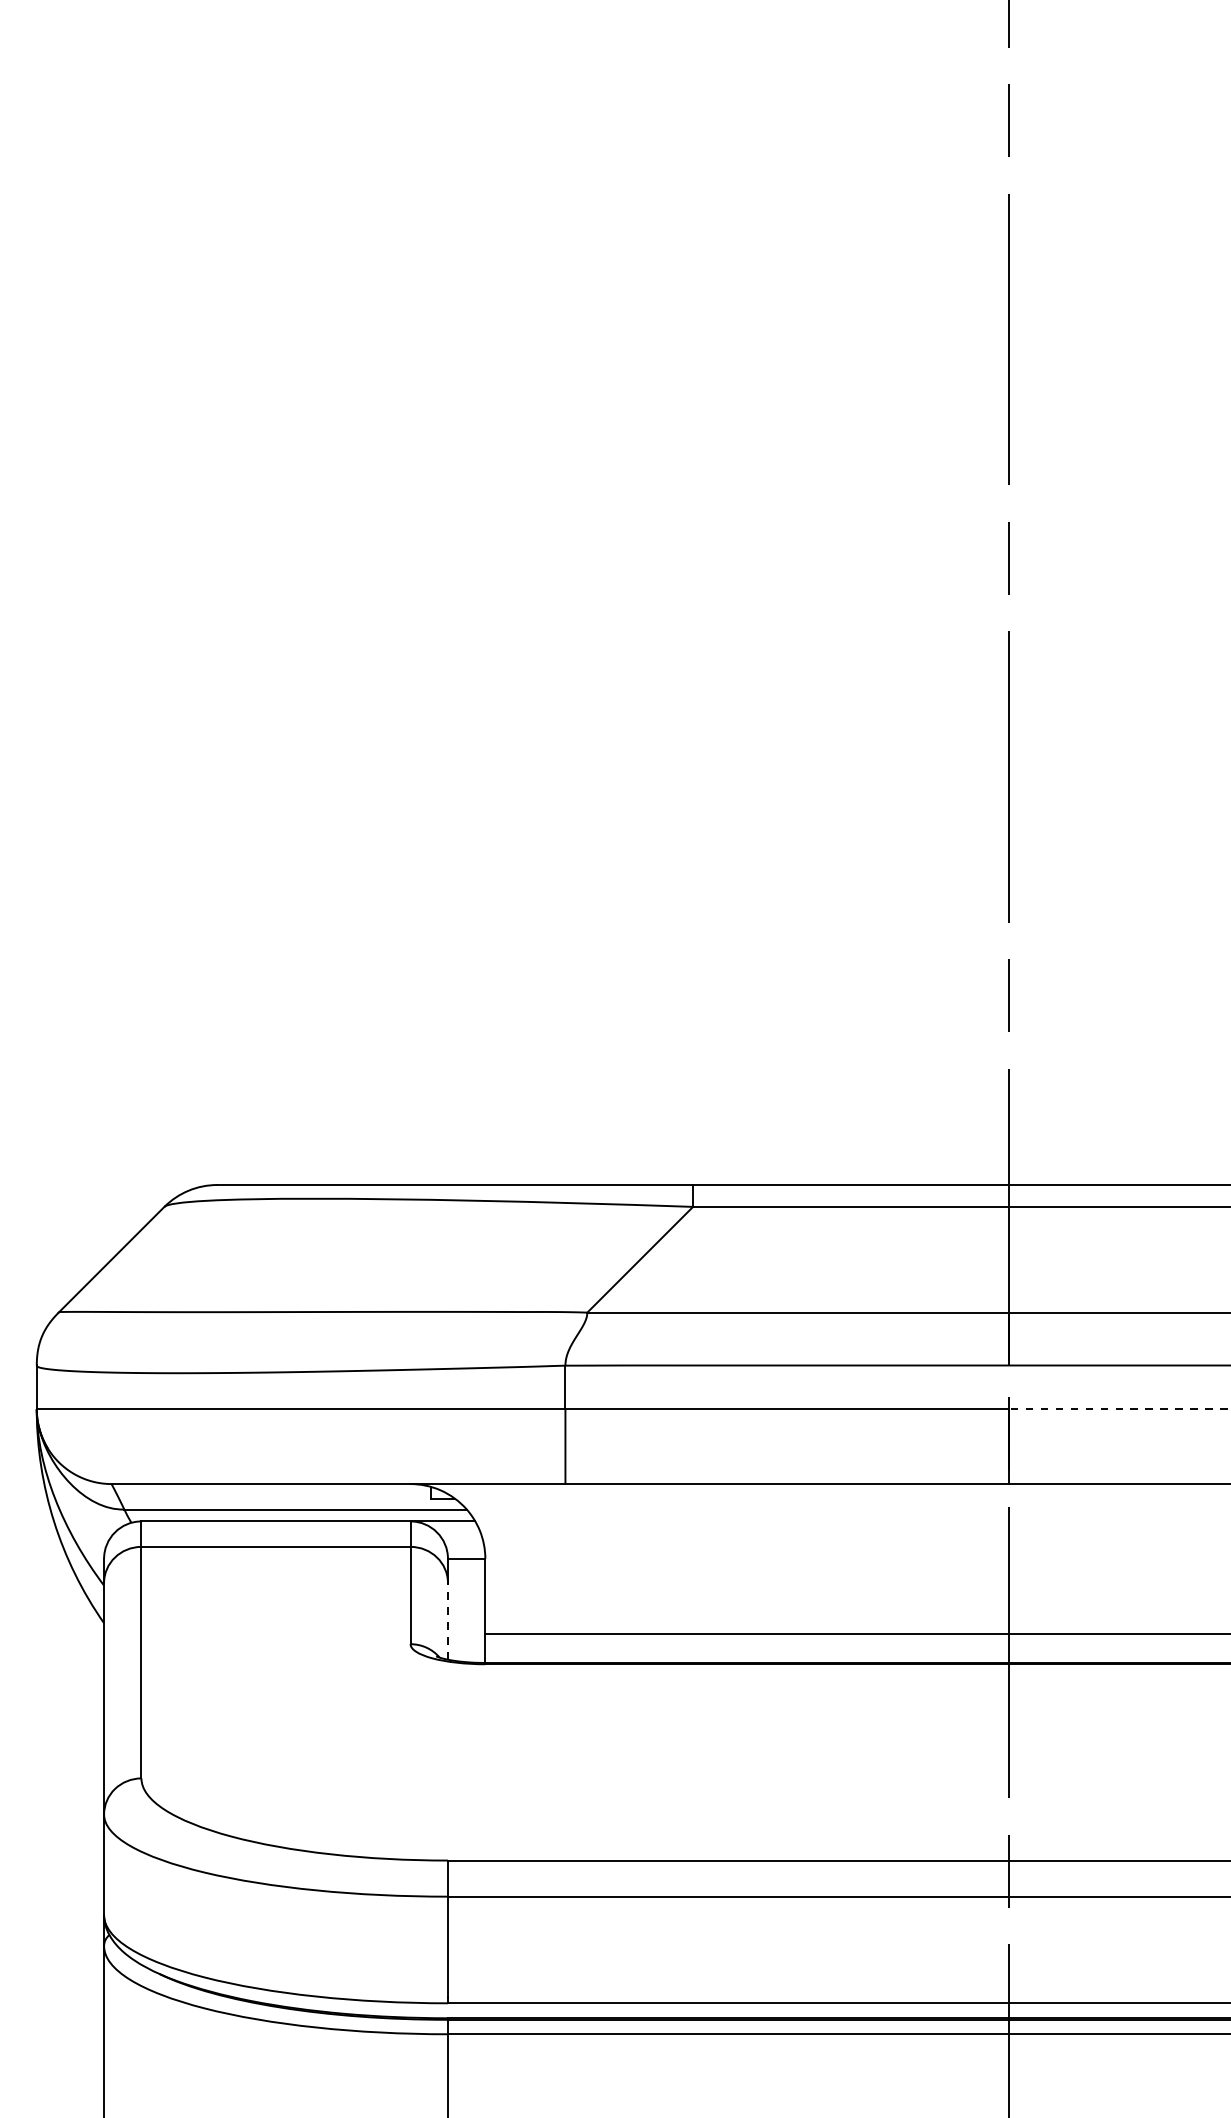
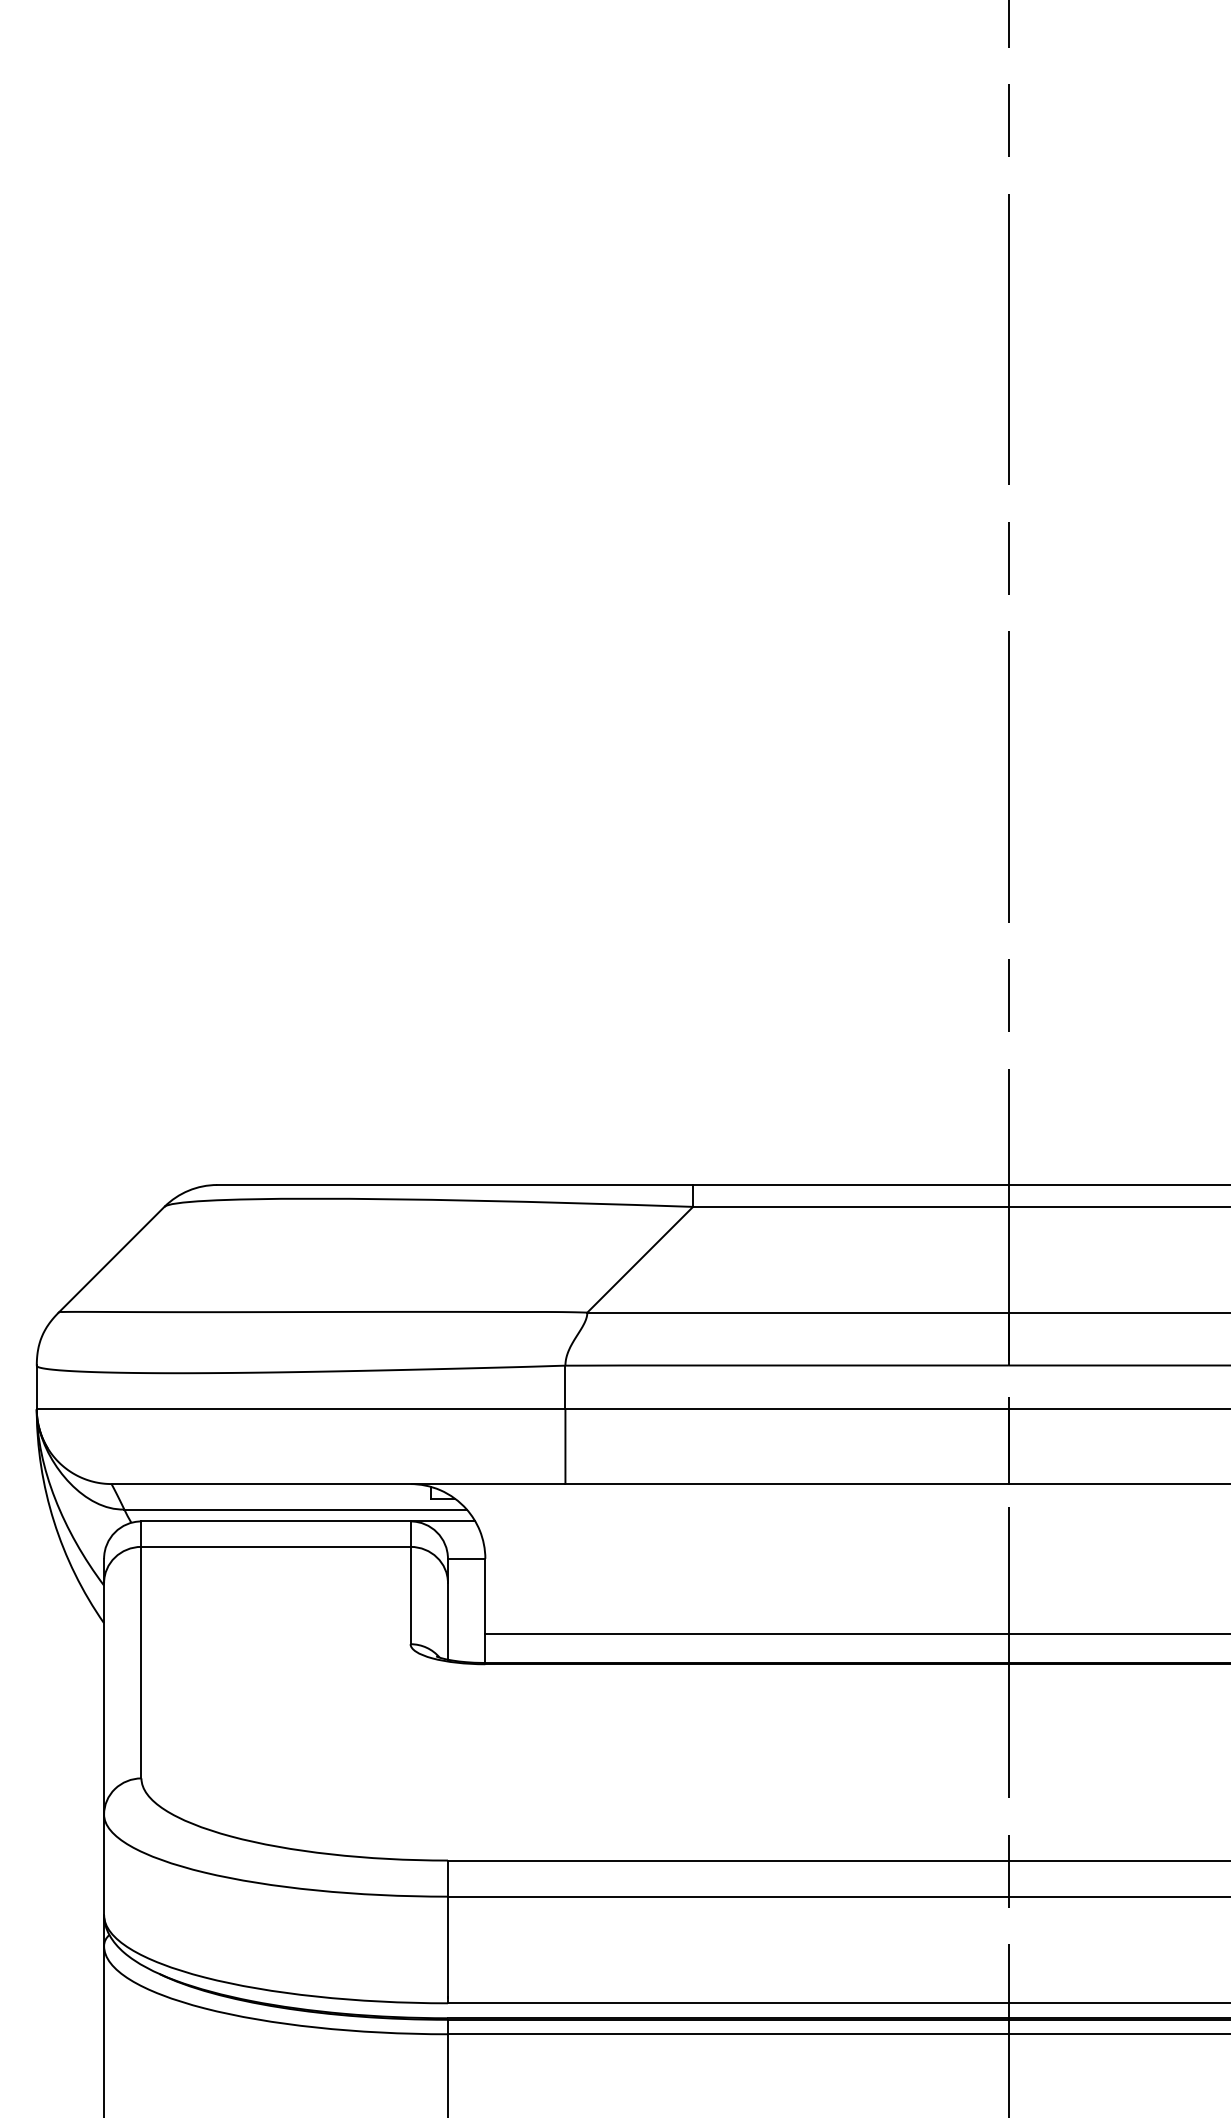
line: dashed -> solid (1119, 1409)
line: dashed -> solid (447, 1620)
